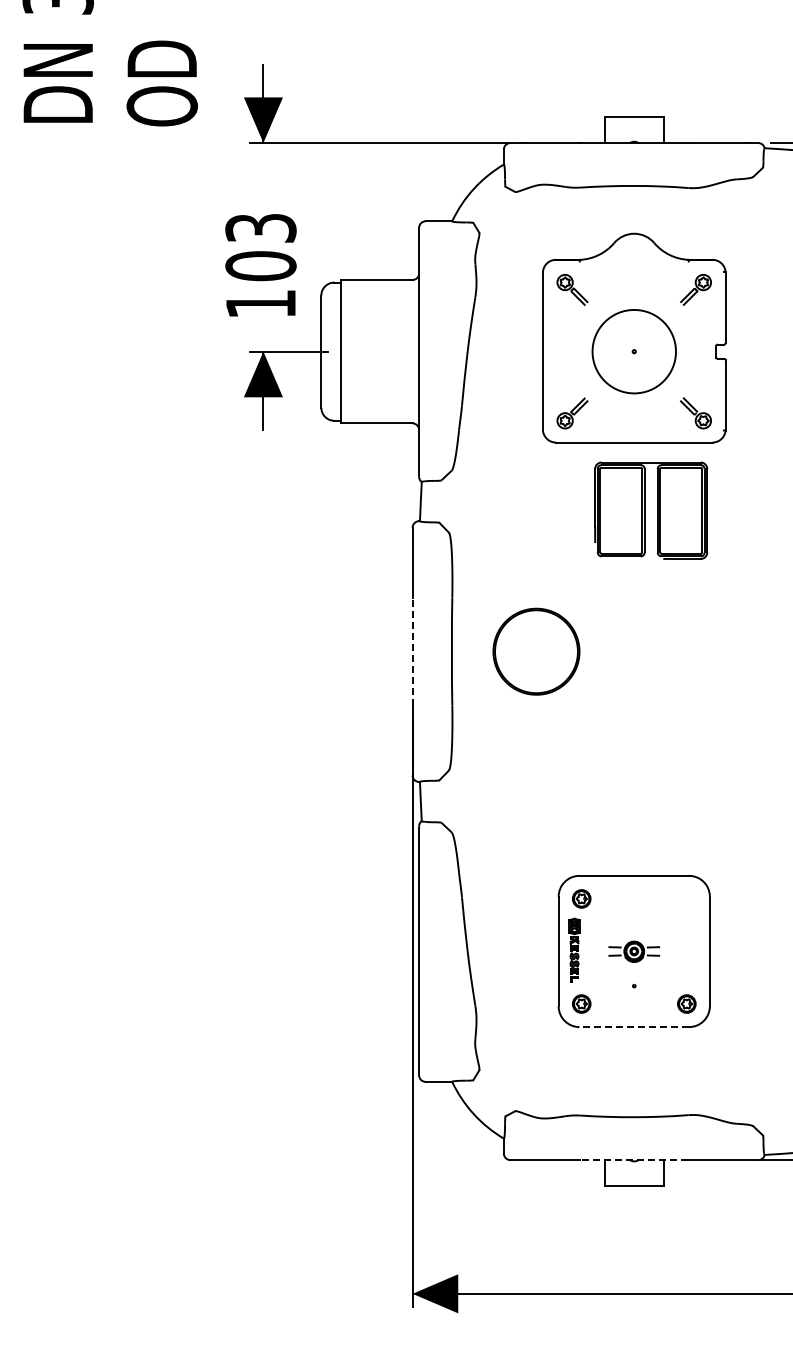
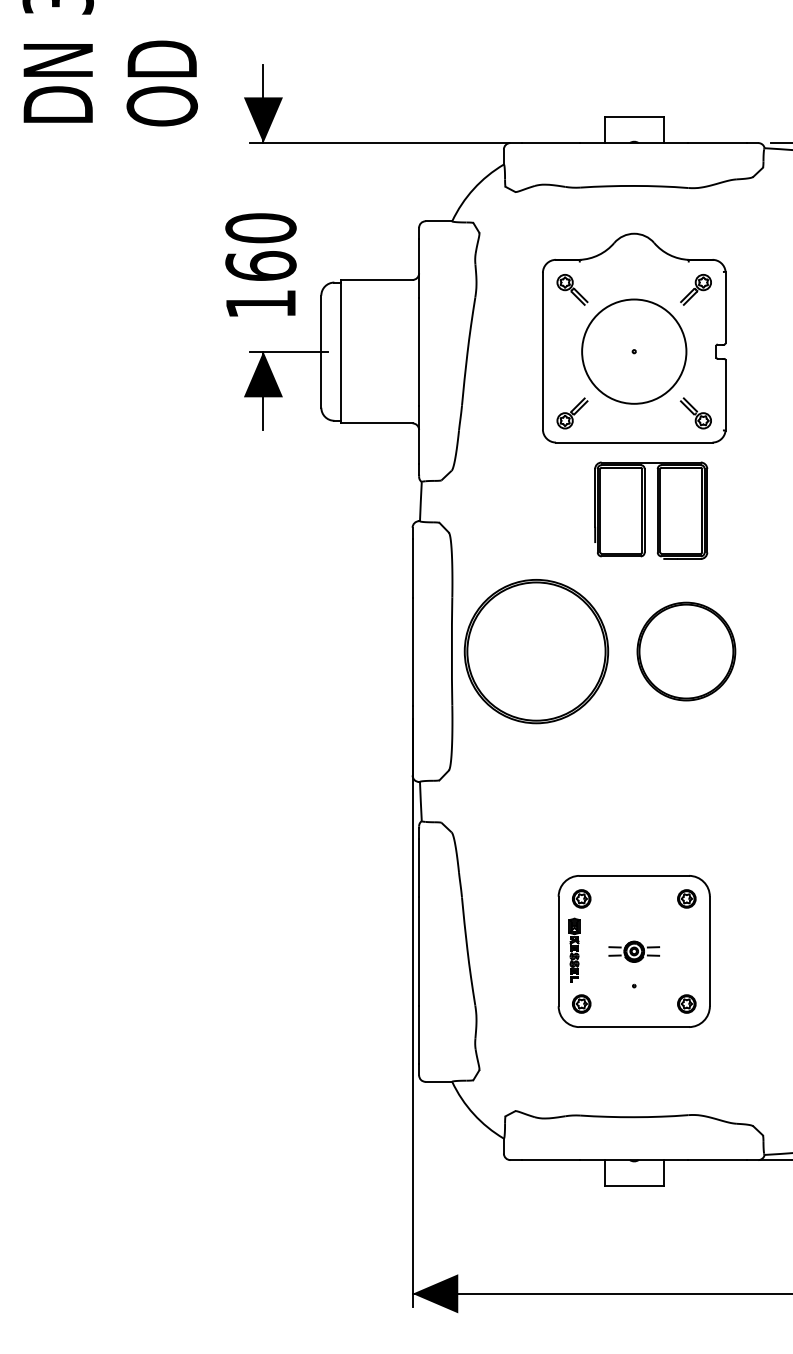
text: 103 -> 160 (260, 247)
circle diameter: 83 px -> 104 px (634, 351)
line: dashed -> solid (412, 651)
part size: 89x89 px -> 147x146 px (536, 651)
part: none -> present (686, 651)
part: none -> present (686, 898)
line: dashed -> solid (634, 1027)
line: dashed -> solid (633, 1160)
